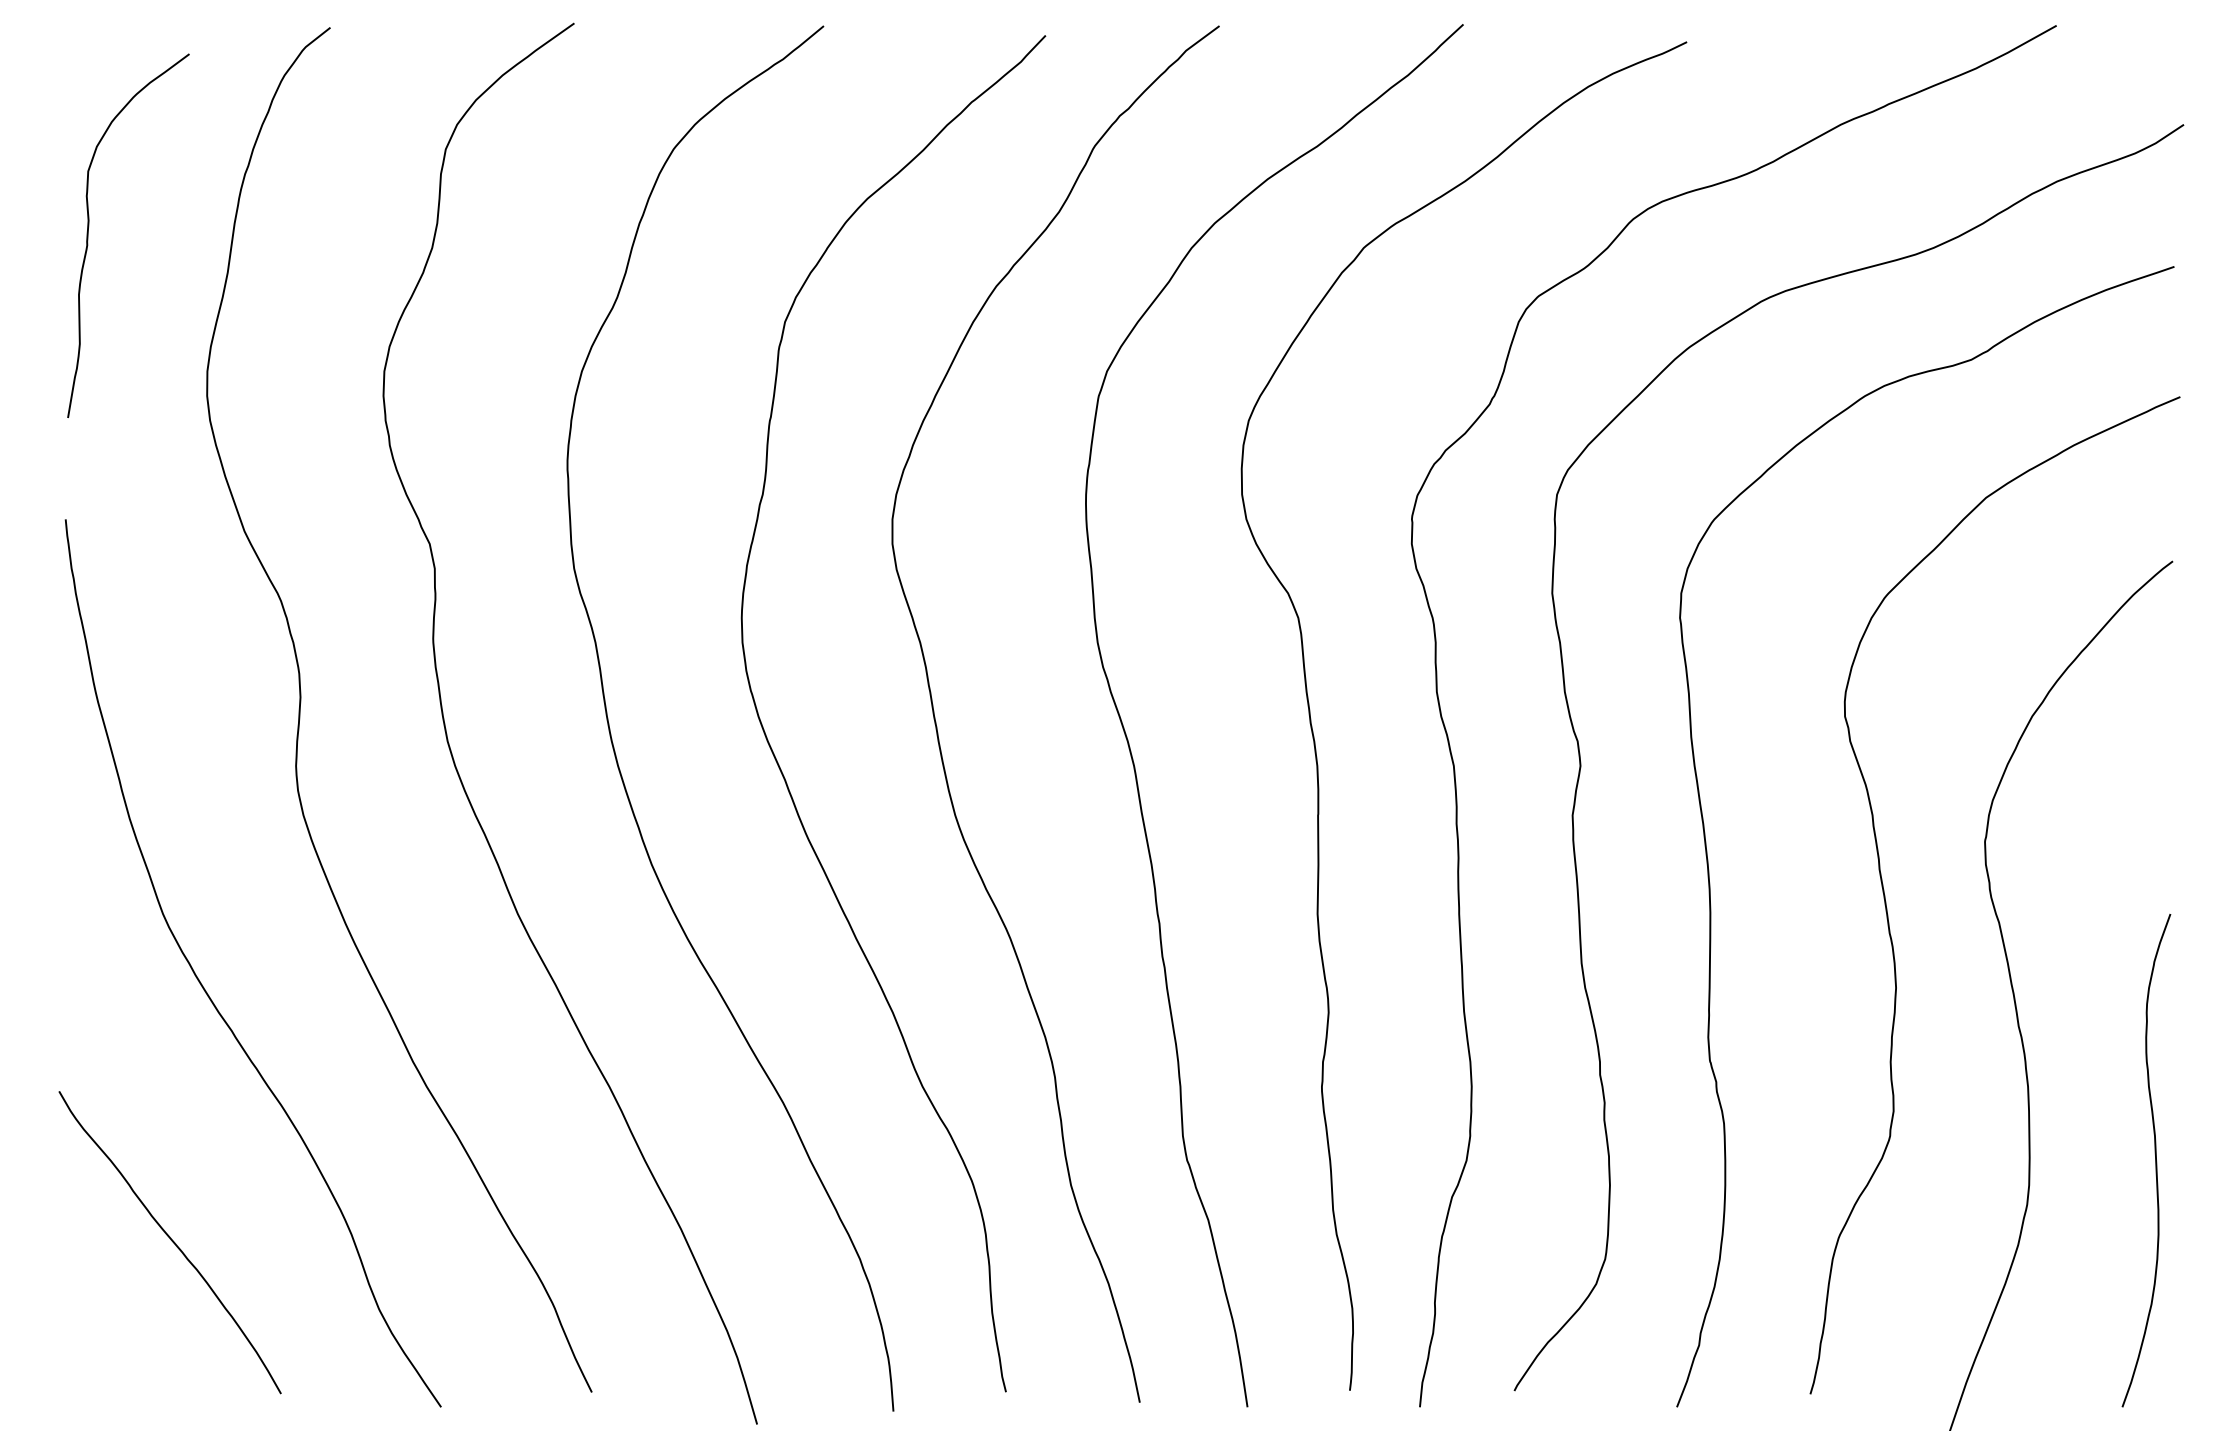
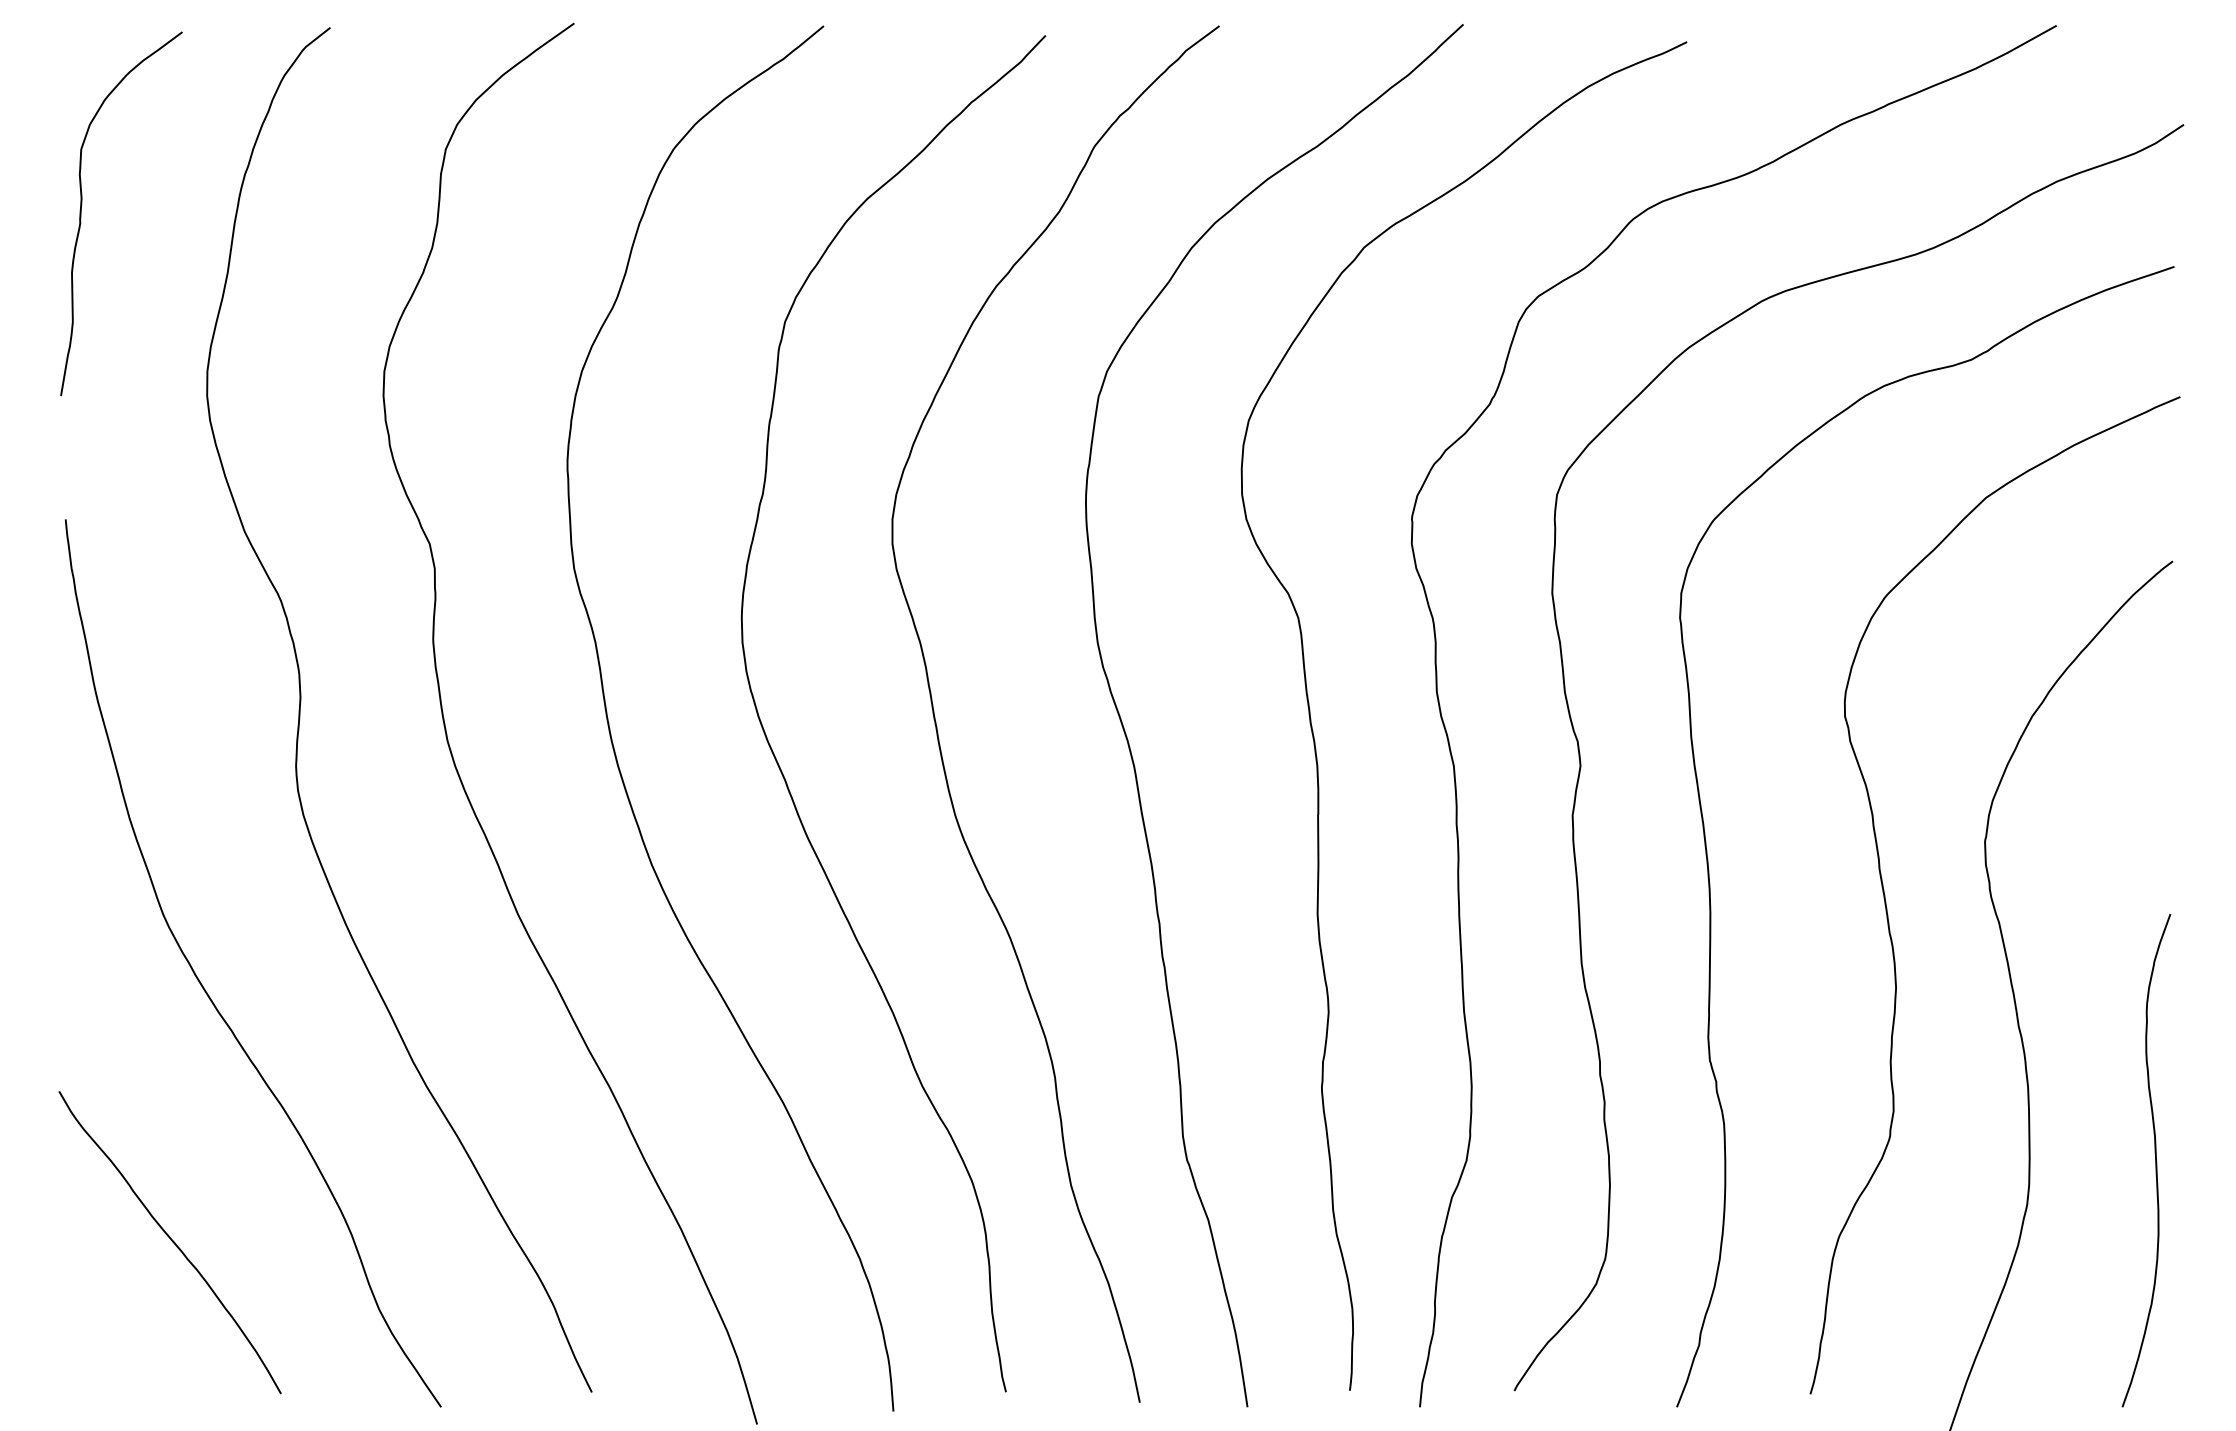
curve position: (88, 235) -> (81, 213) (81, 213)
